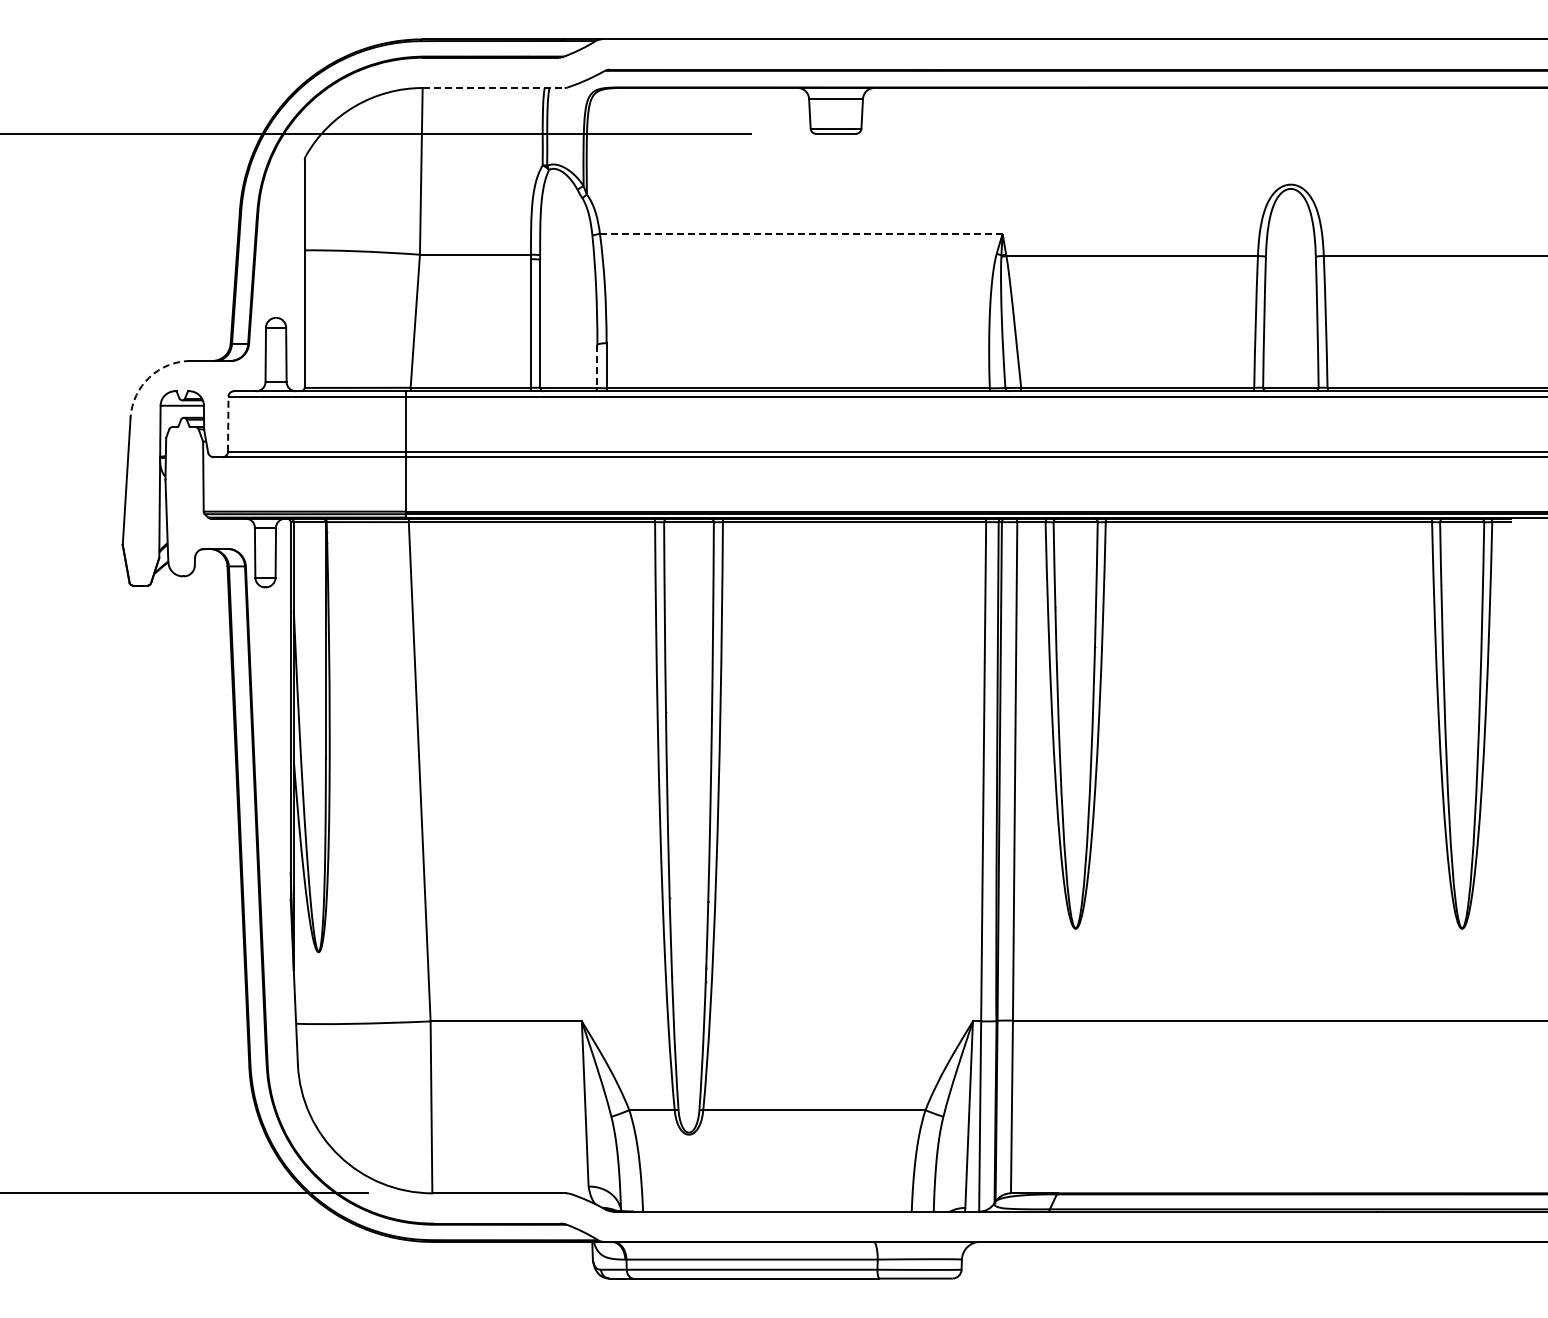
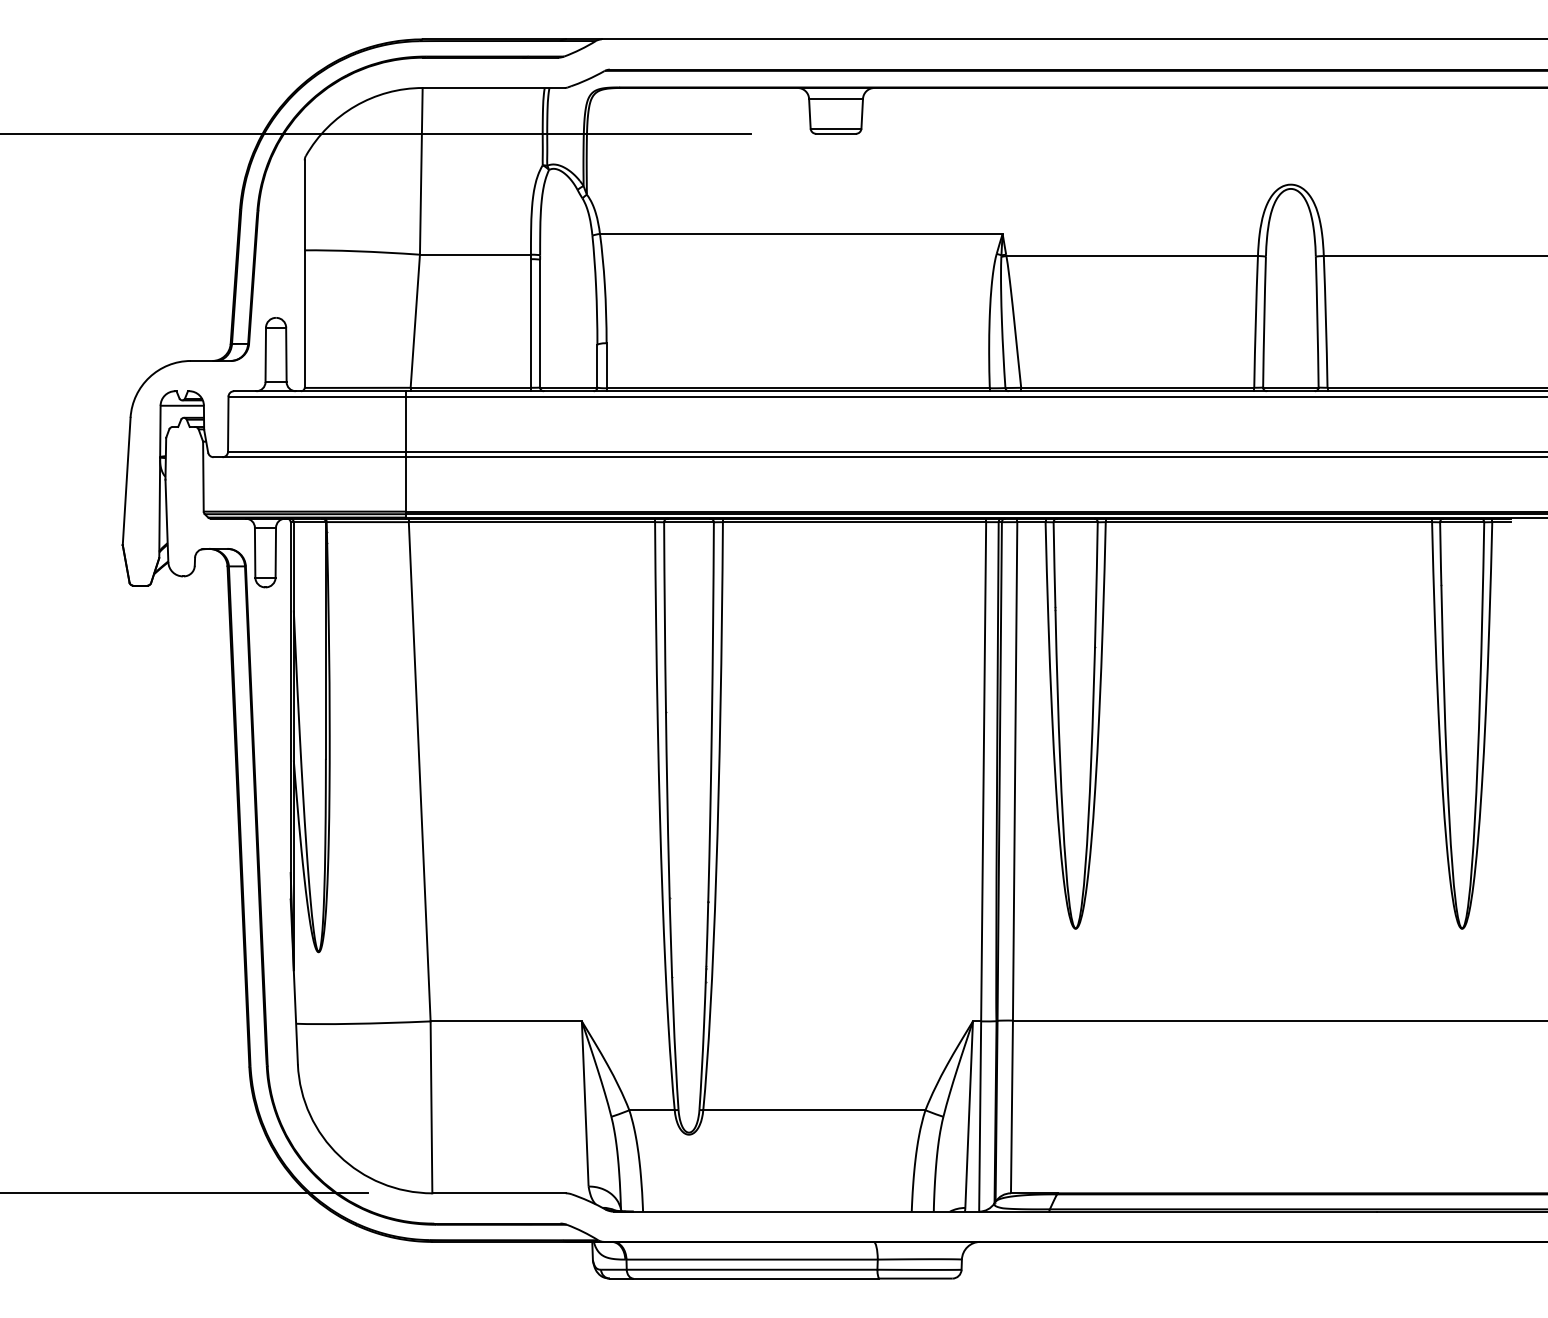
line: dashed -> solid (493, 88)
line: dashed -> solid (800, 233)
line: dashed -> solid (597, 366)
arc: dashed -> solid (149, 377)
line: dashed -> solid (228, 424)
